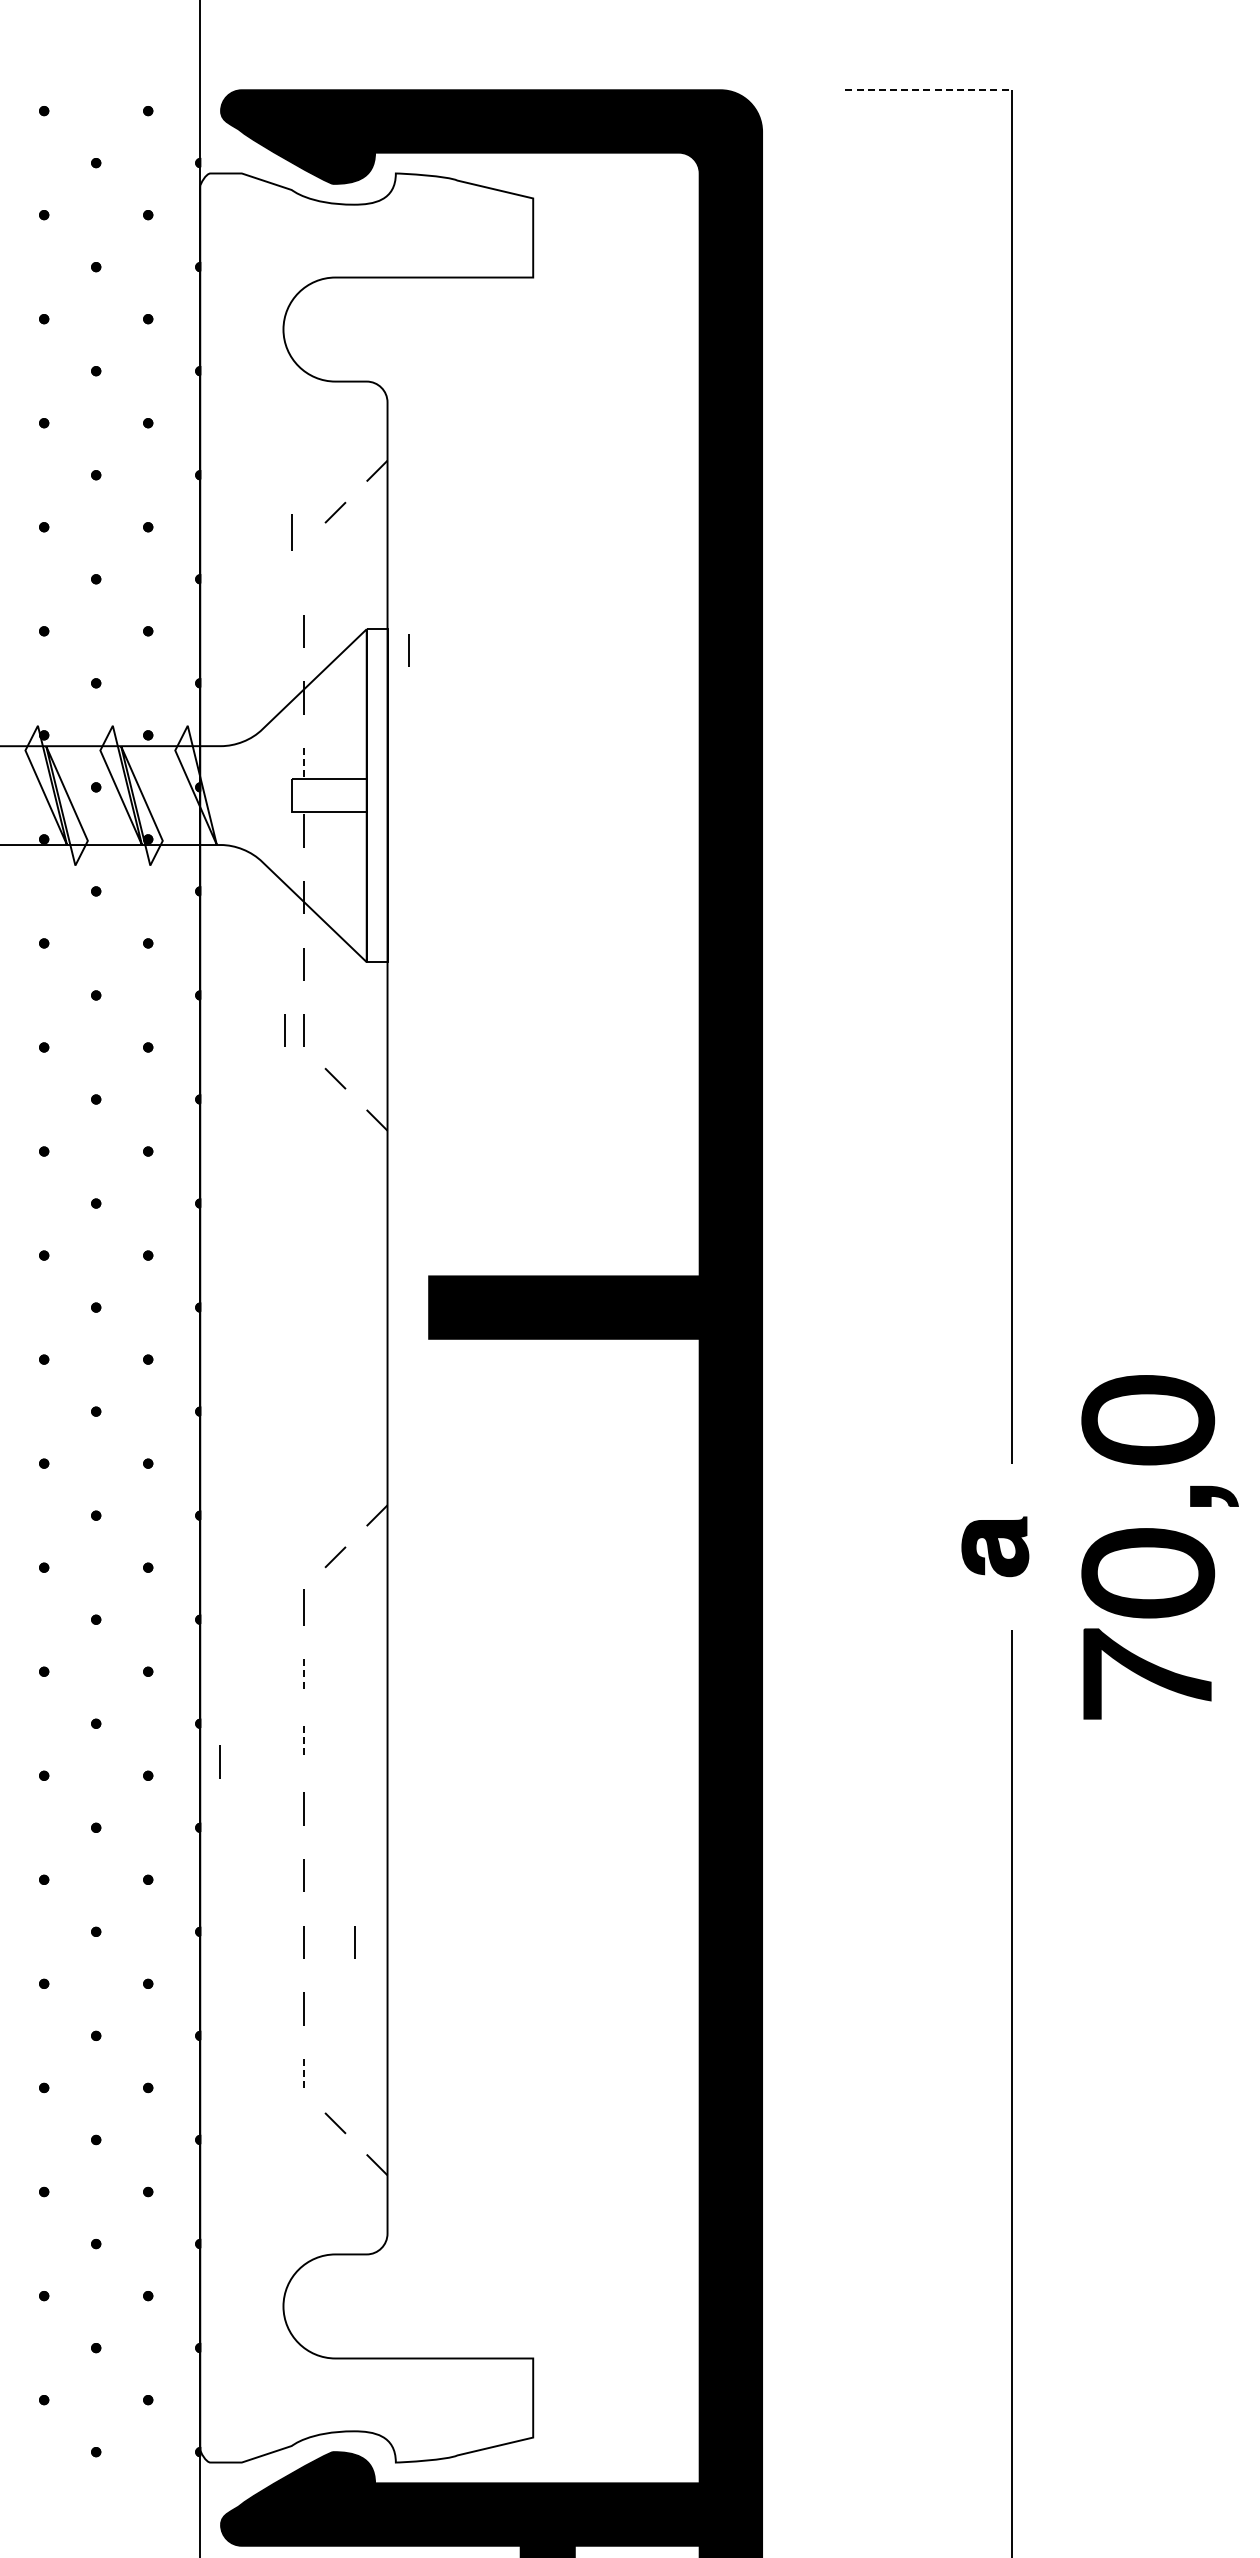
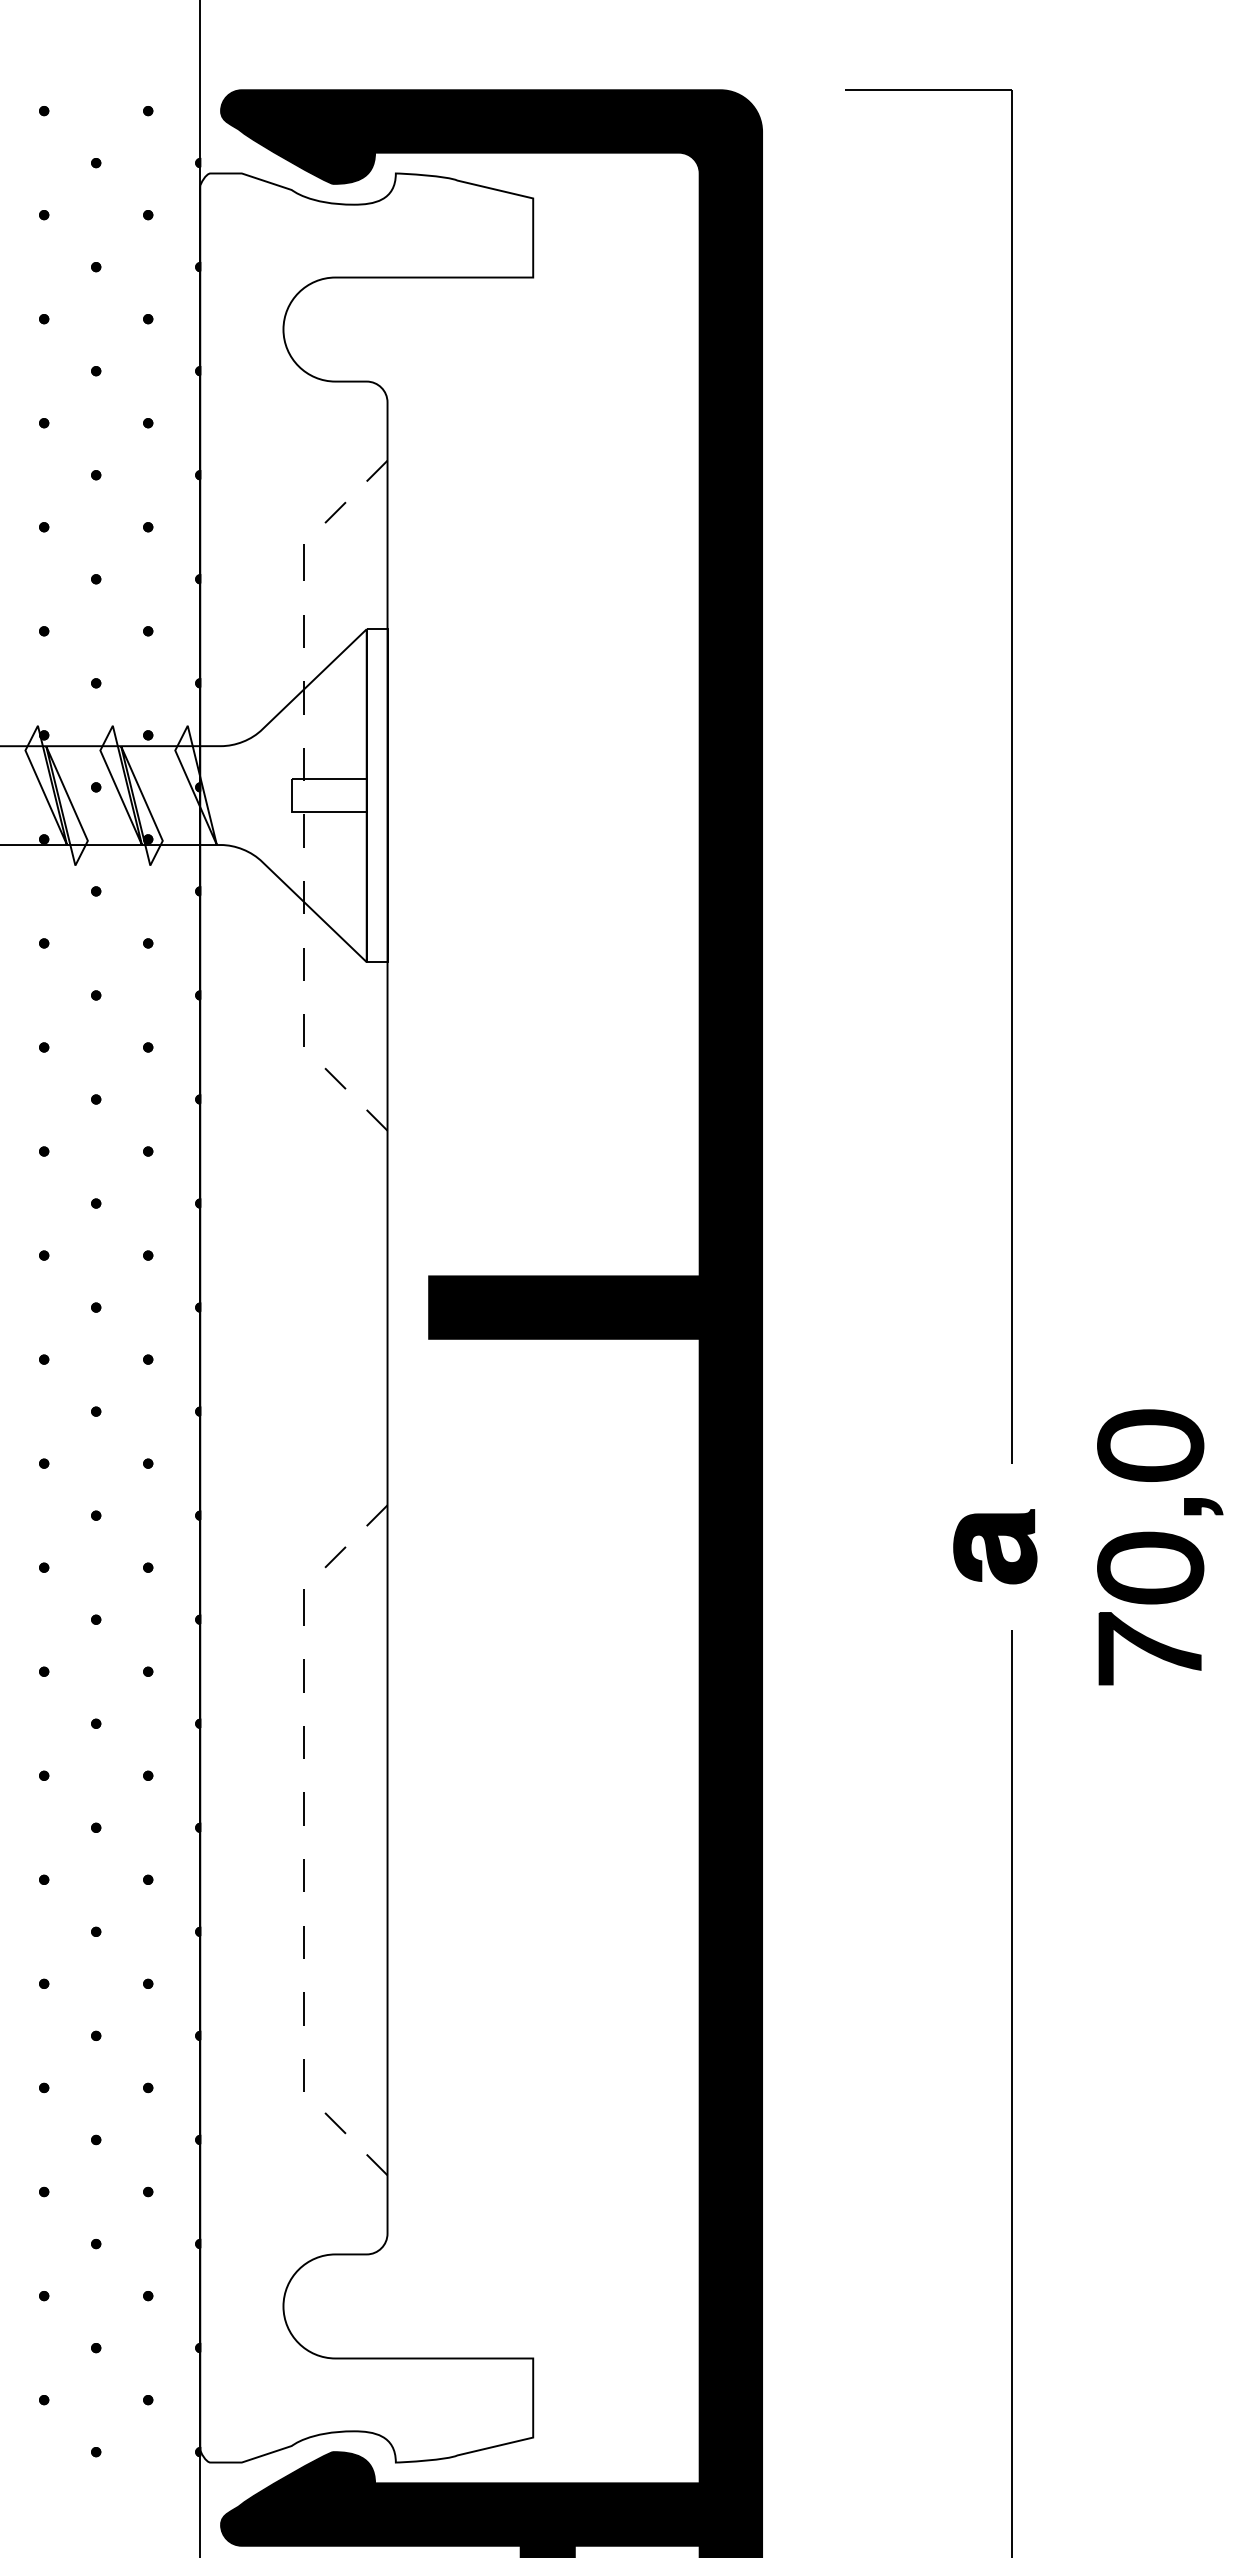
line: dashed -> solid (929, 90)
line position: (291, 532) -> (303, 562) (303, 562)
line: present -> none (408, 650)
line: dashed -> solid (304, 764)
line: present -> none (284, 1030)
part size: 69x62 px -> 85x76 px (995, 1546)
part size: 158x345 px -> 127x277 px (1160, 1547)
line: dashed -> solid (304, 1675)
line: dashed -> solid (304, 1742)
line: present -> none (219, 1761)
line: present -> none (354, 1942)
line: dashed -> solid (304, 2075)
